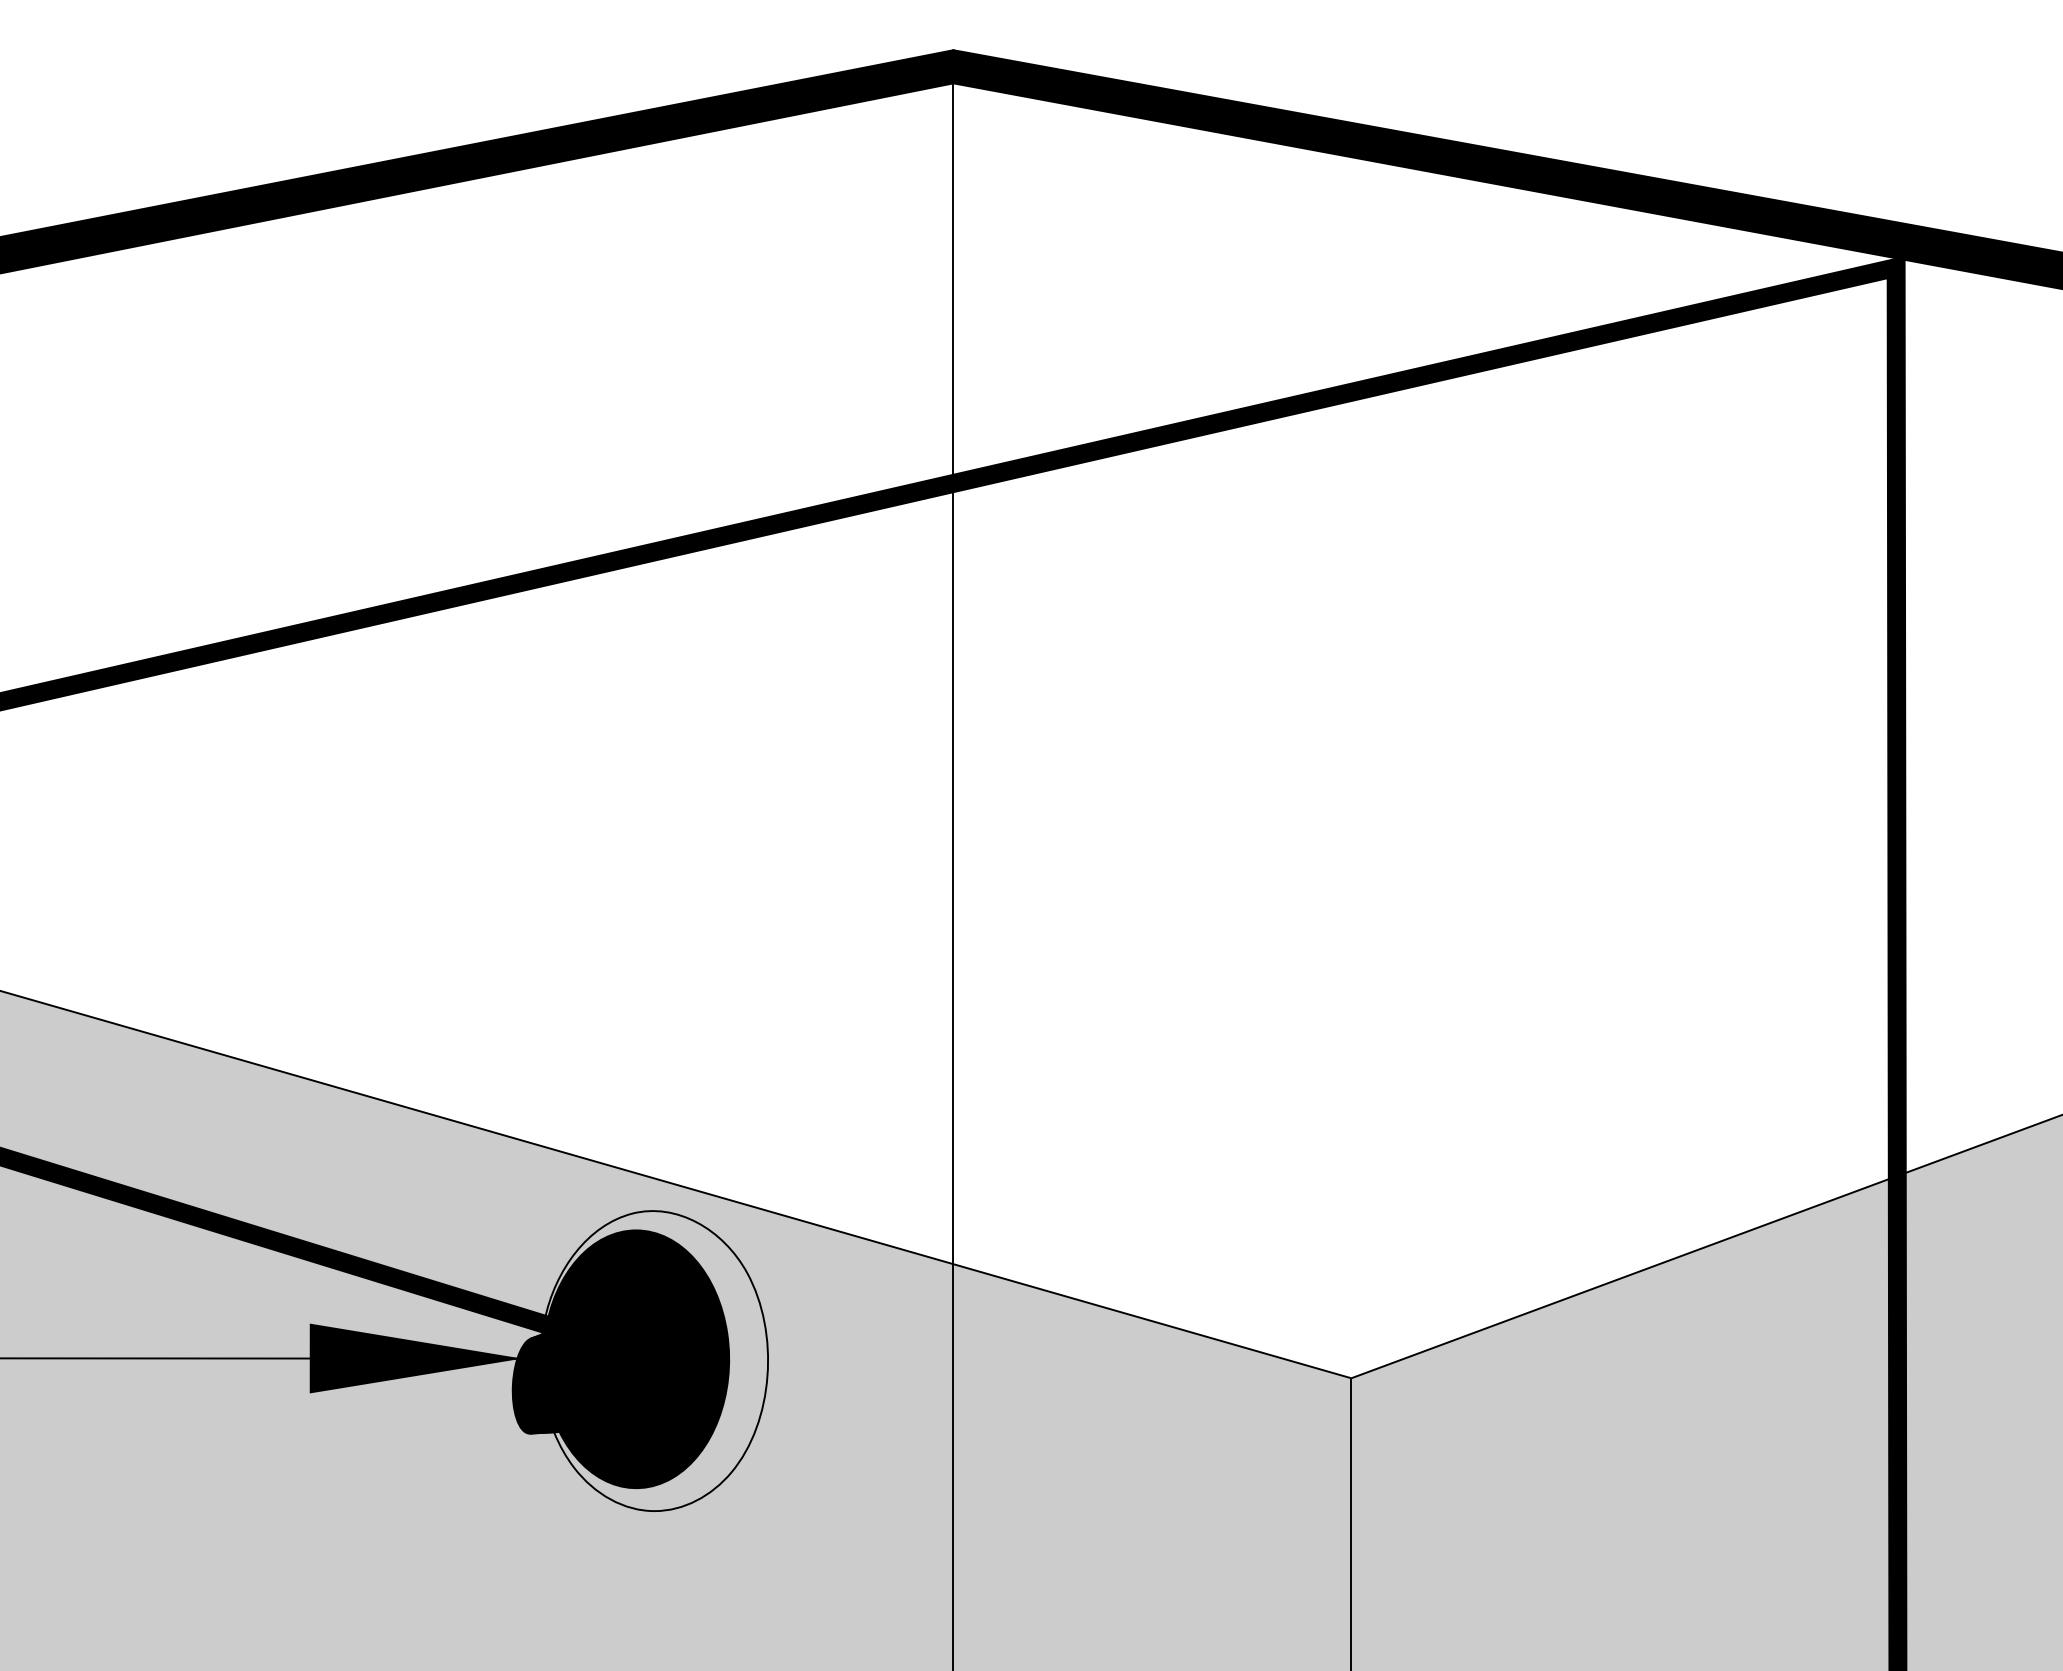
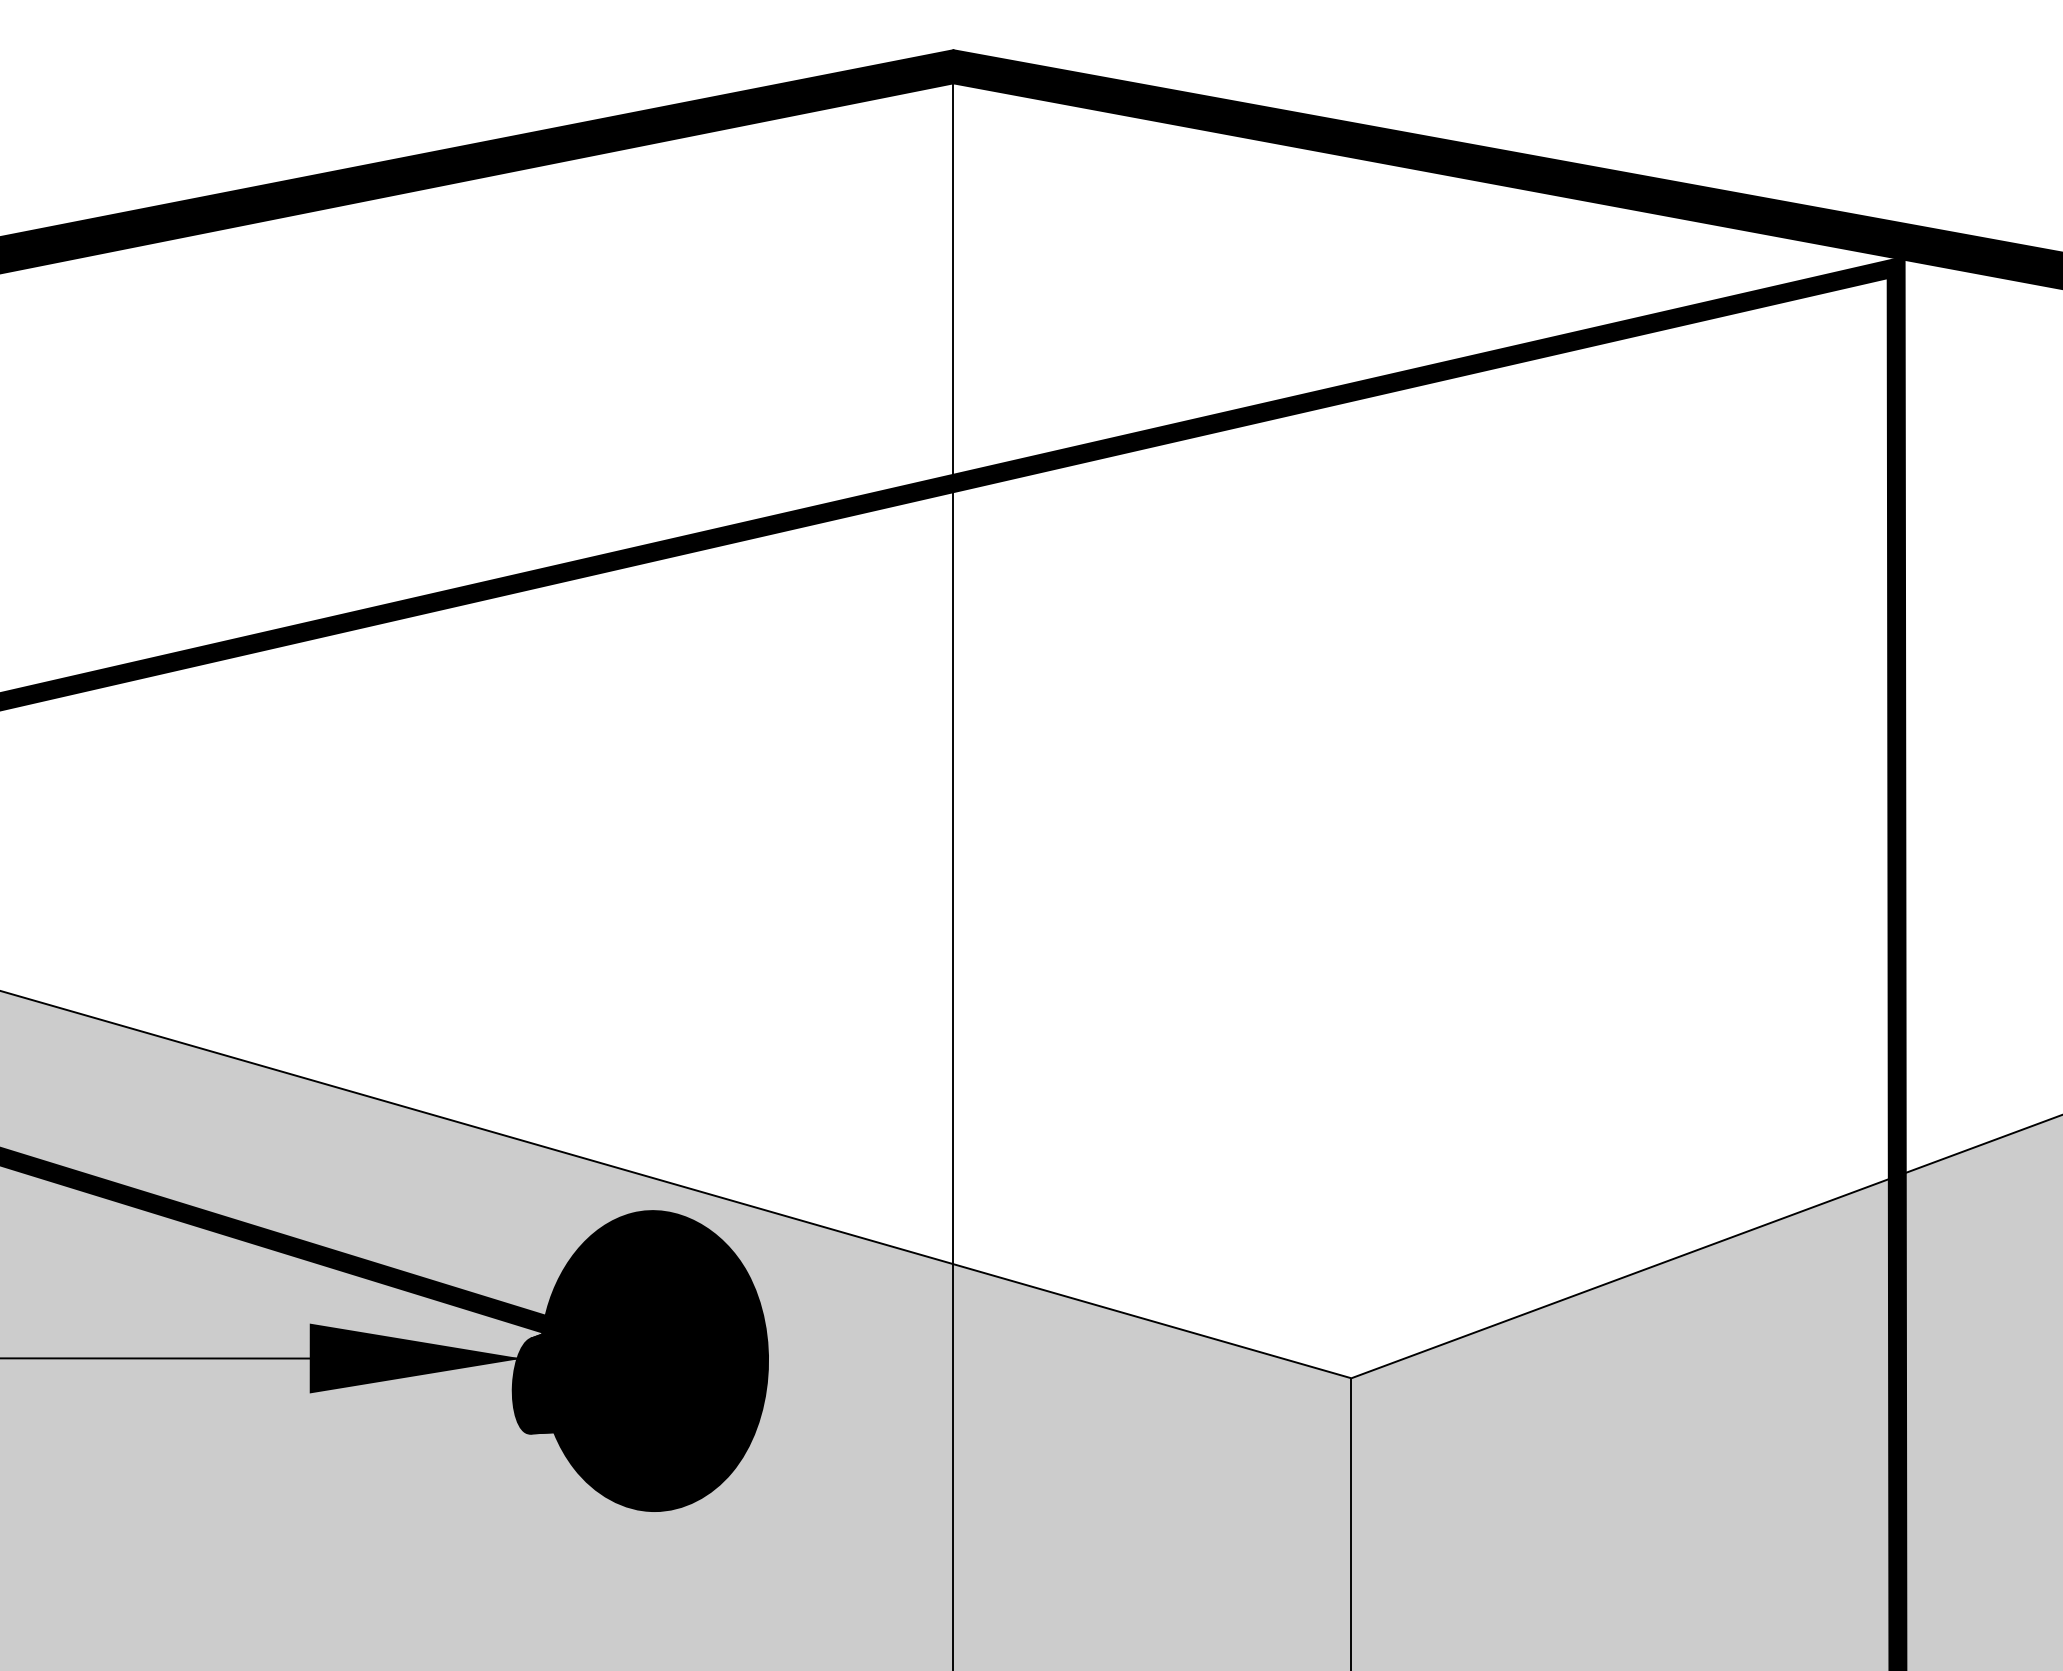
fill: none -> present (655, 1361)
